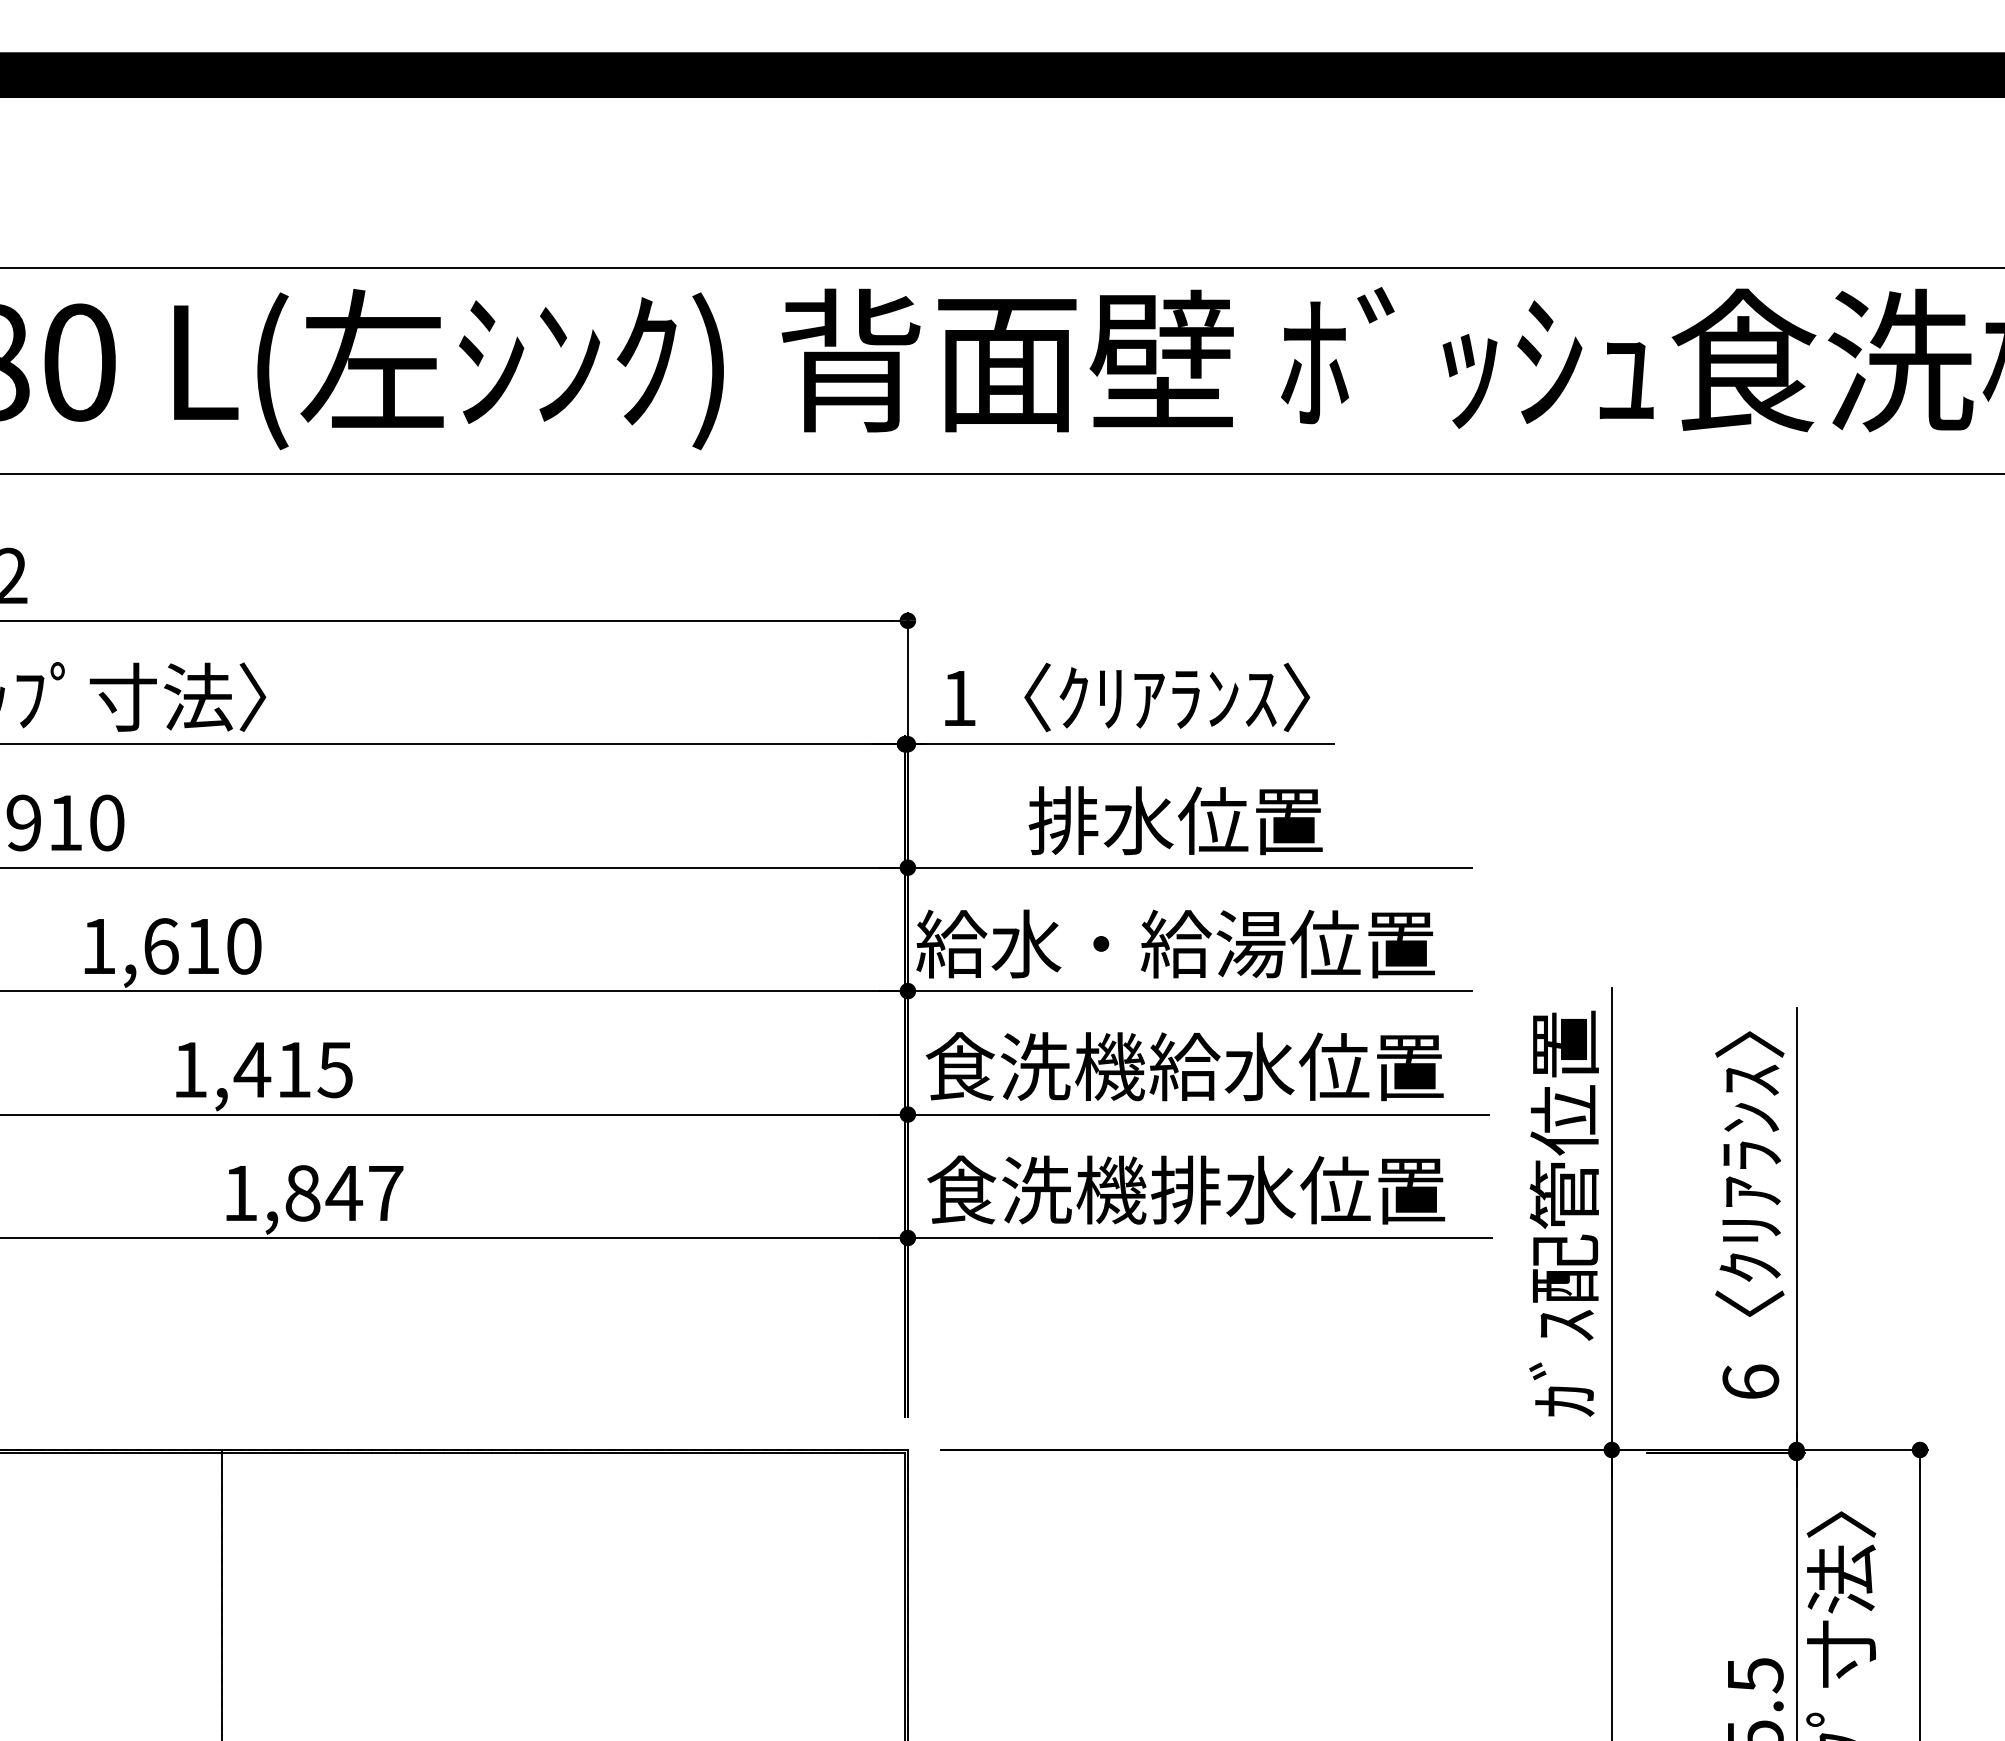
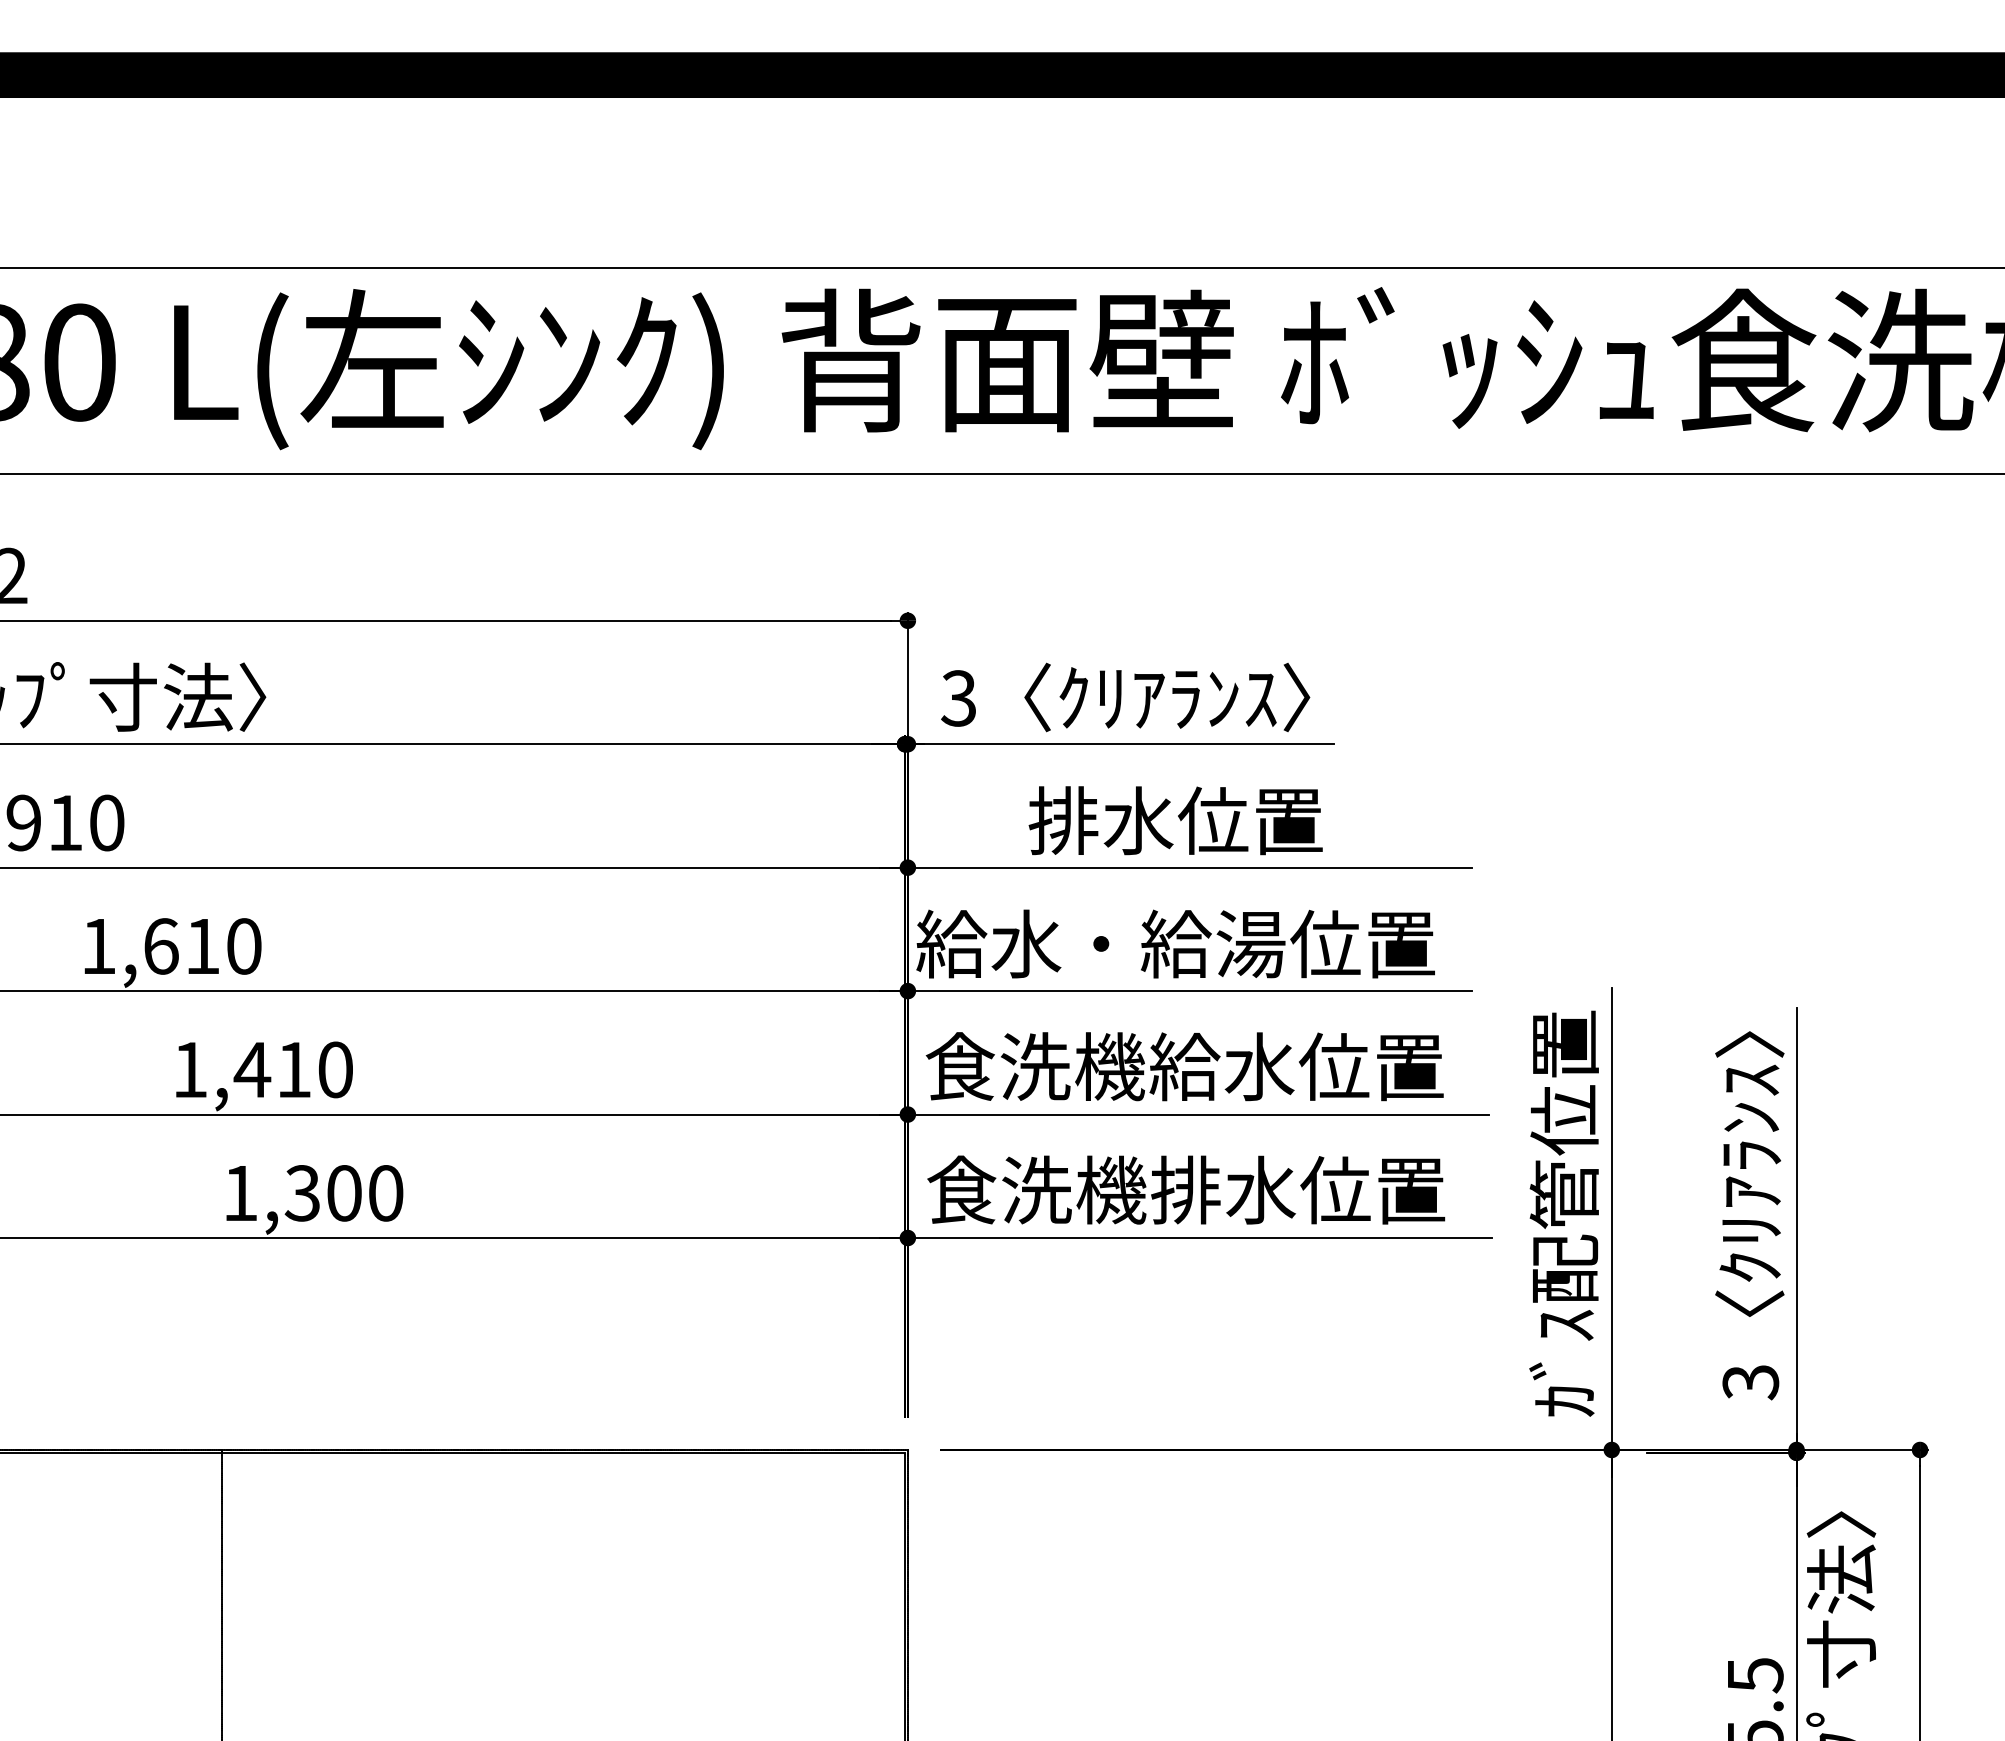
text: 1 -> 3 (958, 698)
text: 1,415 -> 1,410 (334, 1069)
text: 1,847 -> 1,300 (343, 1193)
text: 6 -> 3 (1750, 1382)
